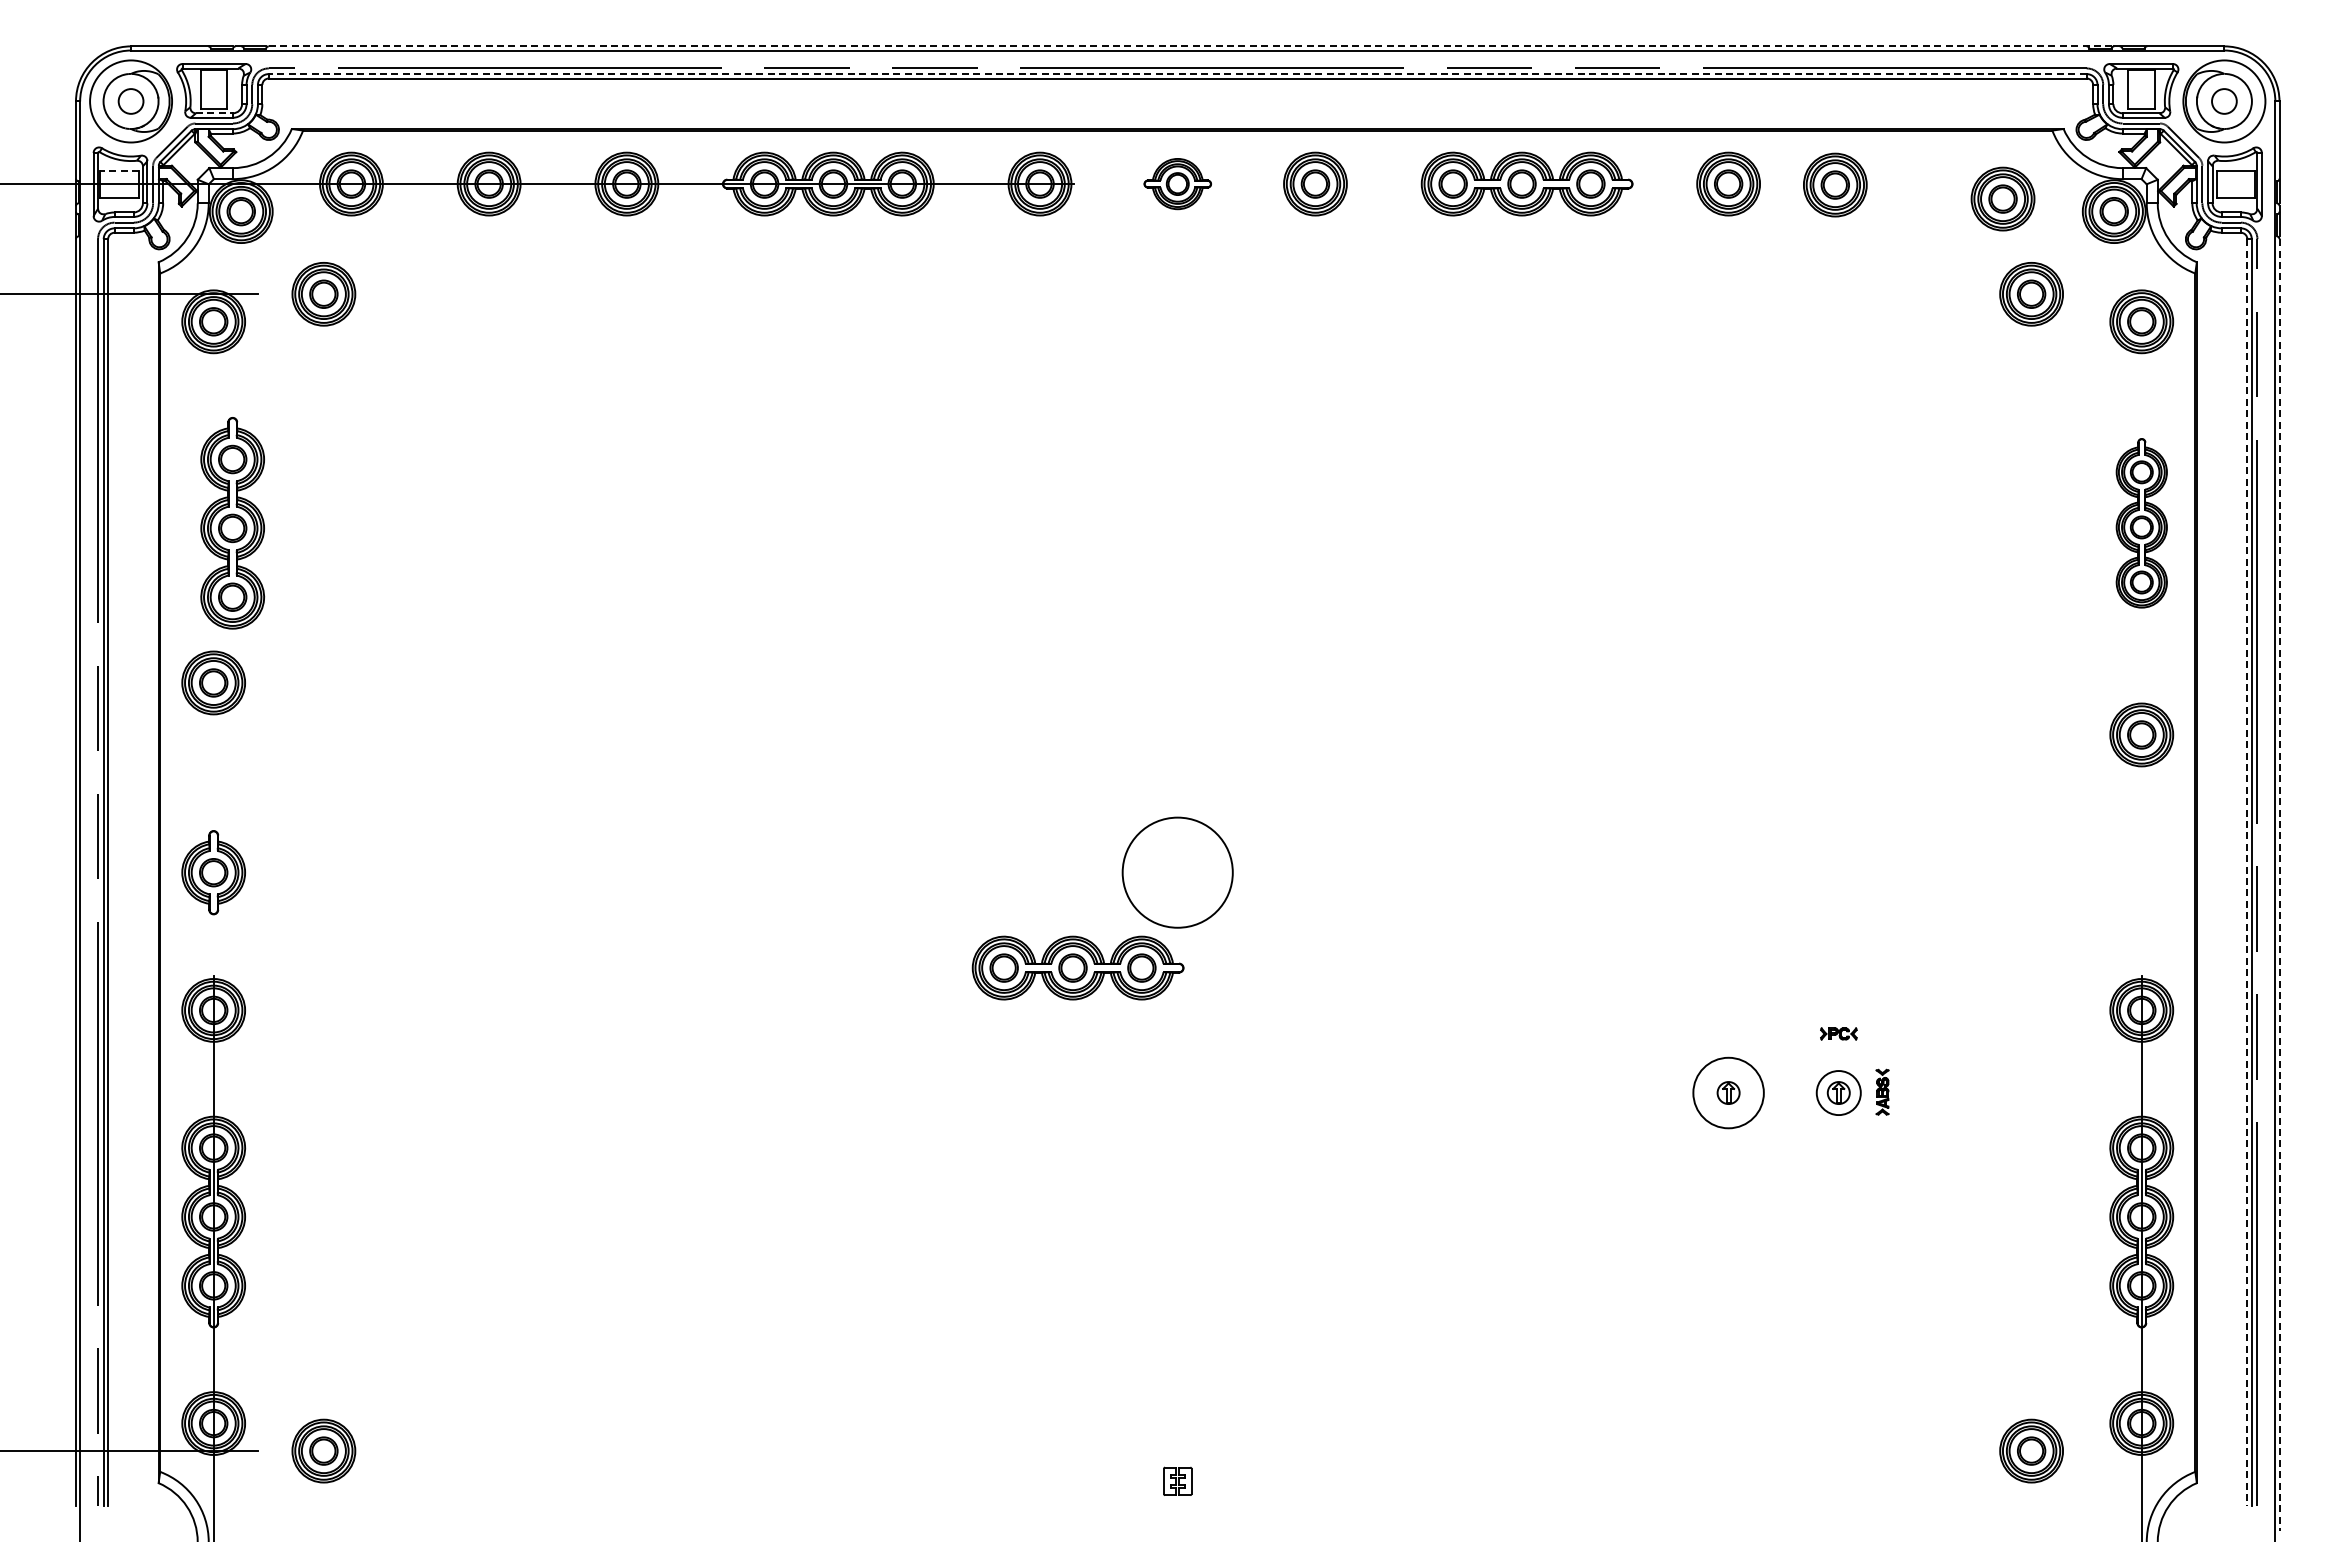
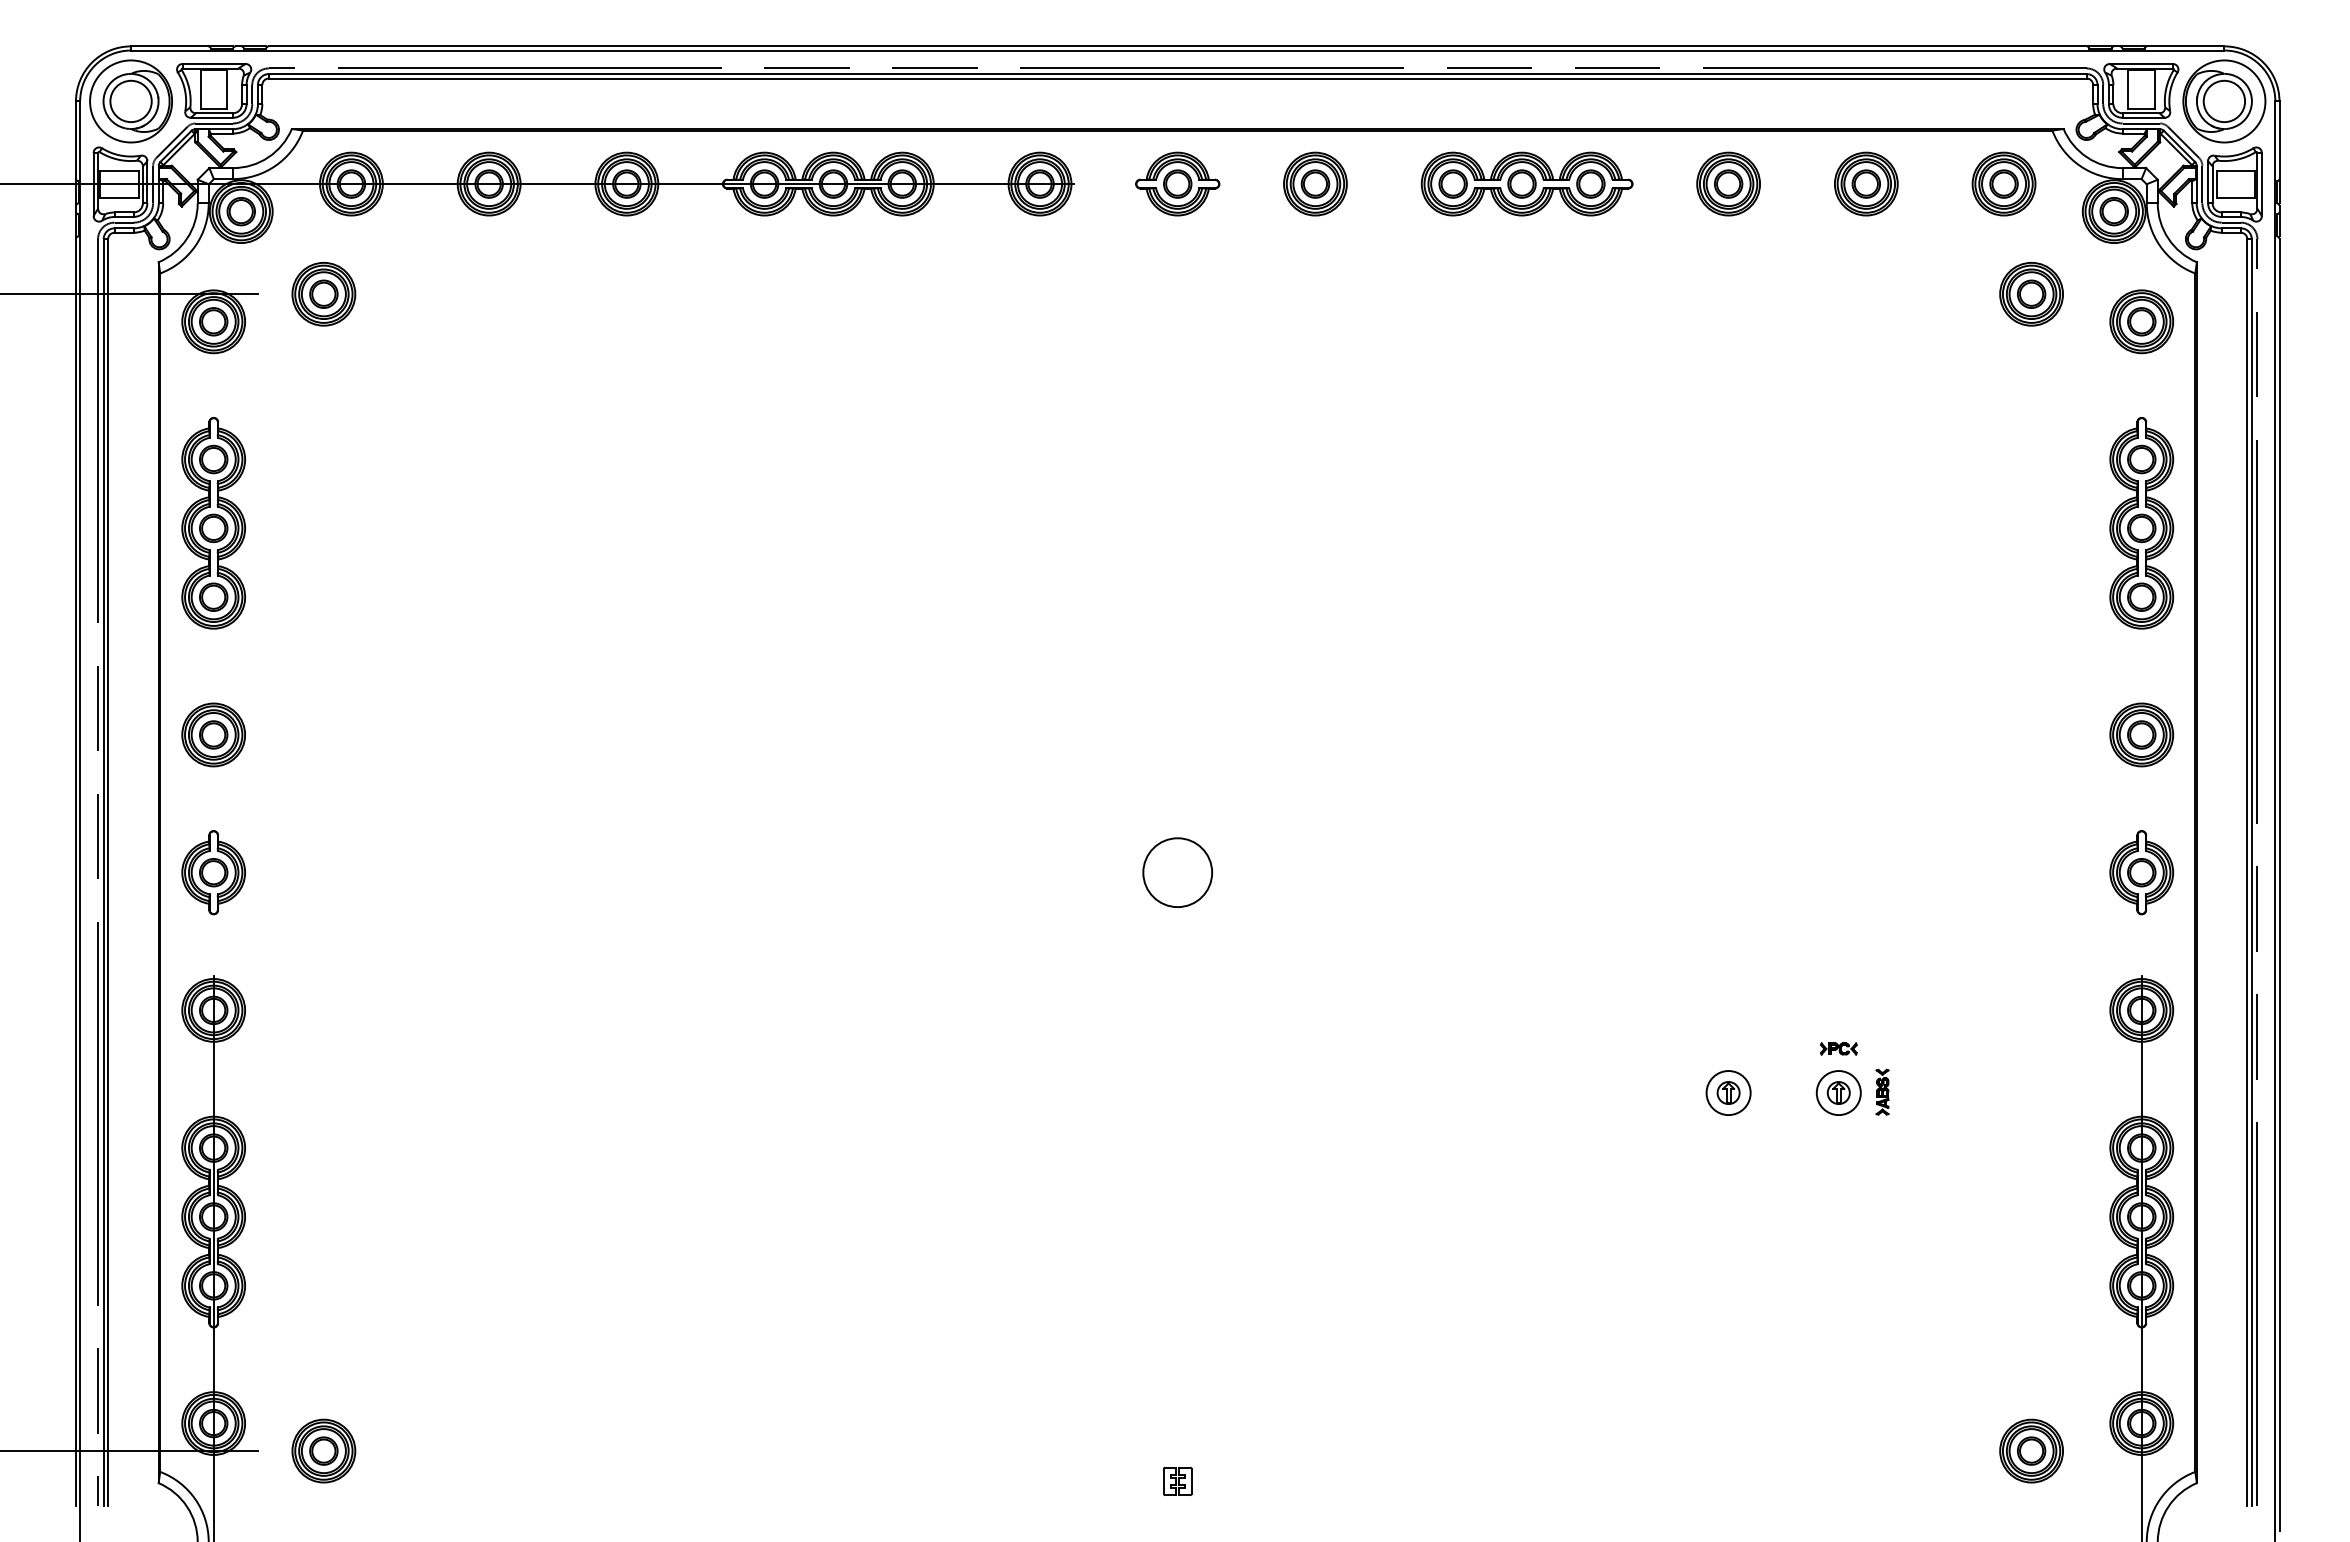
line: dashed -> solid (1190, 46)
line: dashed -> solid (1177, 74)
circle diameter: 25 px -> 41 px (130, 101)
circle diameter: 25 px -> 41 px (2224, 101)
line: dashed -> solid (214, 113)
line: dashed -> solid (119, 171)
part size: 69x53 px -> 86x66 px (1177, 183)
part position: (1835, 184) -> (1866, 183) (1866, 183)
part position: (2002, 198) -> (2003, 183) (2003, 183)
part position: (232, 523) -> (213, 523) (213, 523)
part size: 53x171 px -> 66x213 px (2141, 523)
part position: (213, 682) -> (213, 734) (213, 734)
circle diameter: 110 px -> 69 px (1177, 872)
part: none -> present (2141, 872)
line: dashed -> solid (2247, 872)
line: dashed -> solid (2279, 885)
part: present -> none (1077, 967)
part position: (1838, 1033) -> (1838, 1048) (1838, 1048)
circle diameter: 71 px -> 44 px (1728, 1093)
